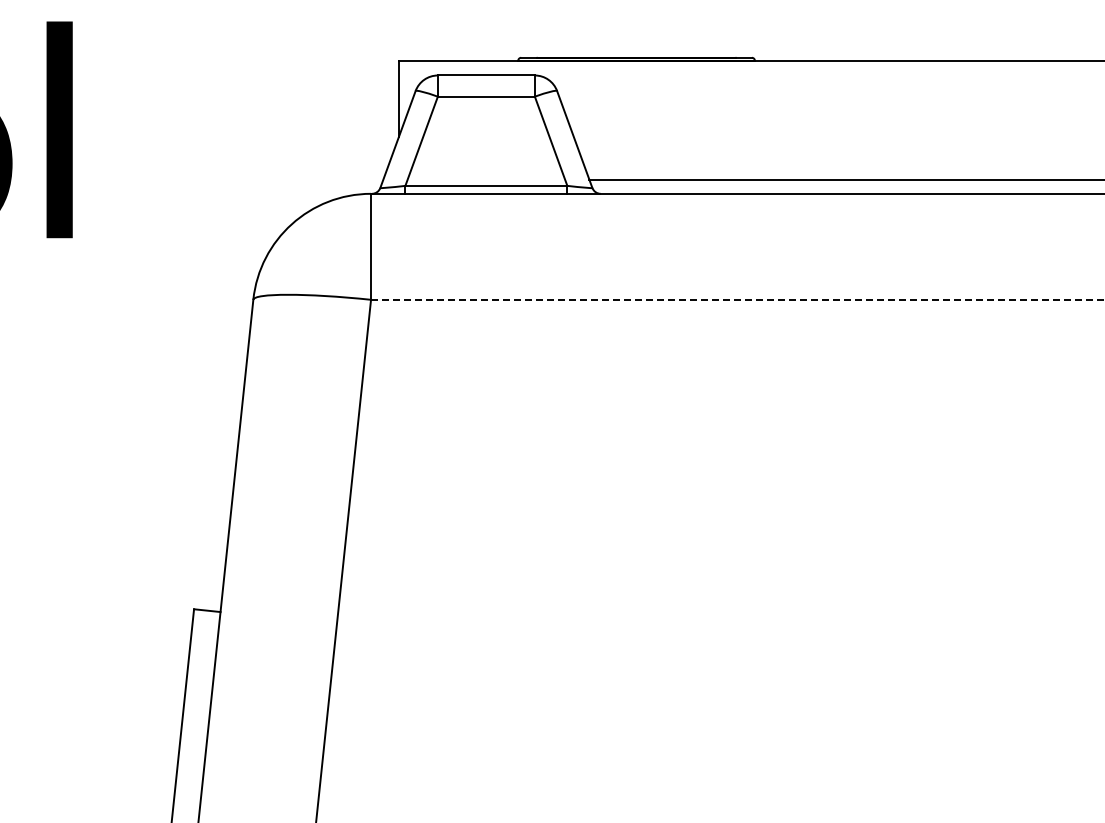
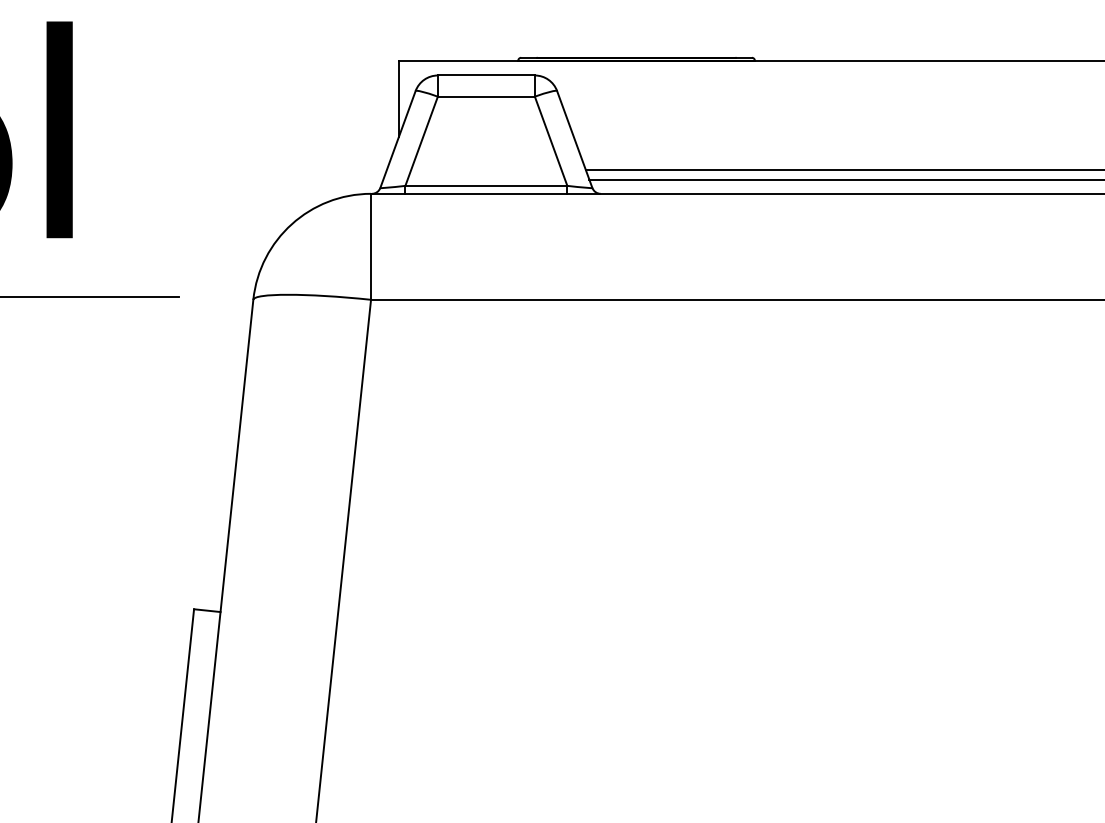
line: none -> present (843, 170)
line: none -> present (90, 297)
line: dashed -> solid (737, 299)
